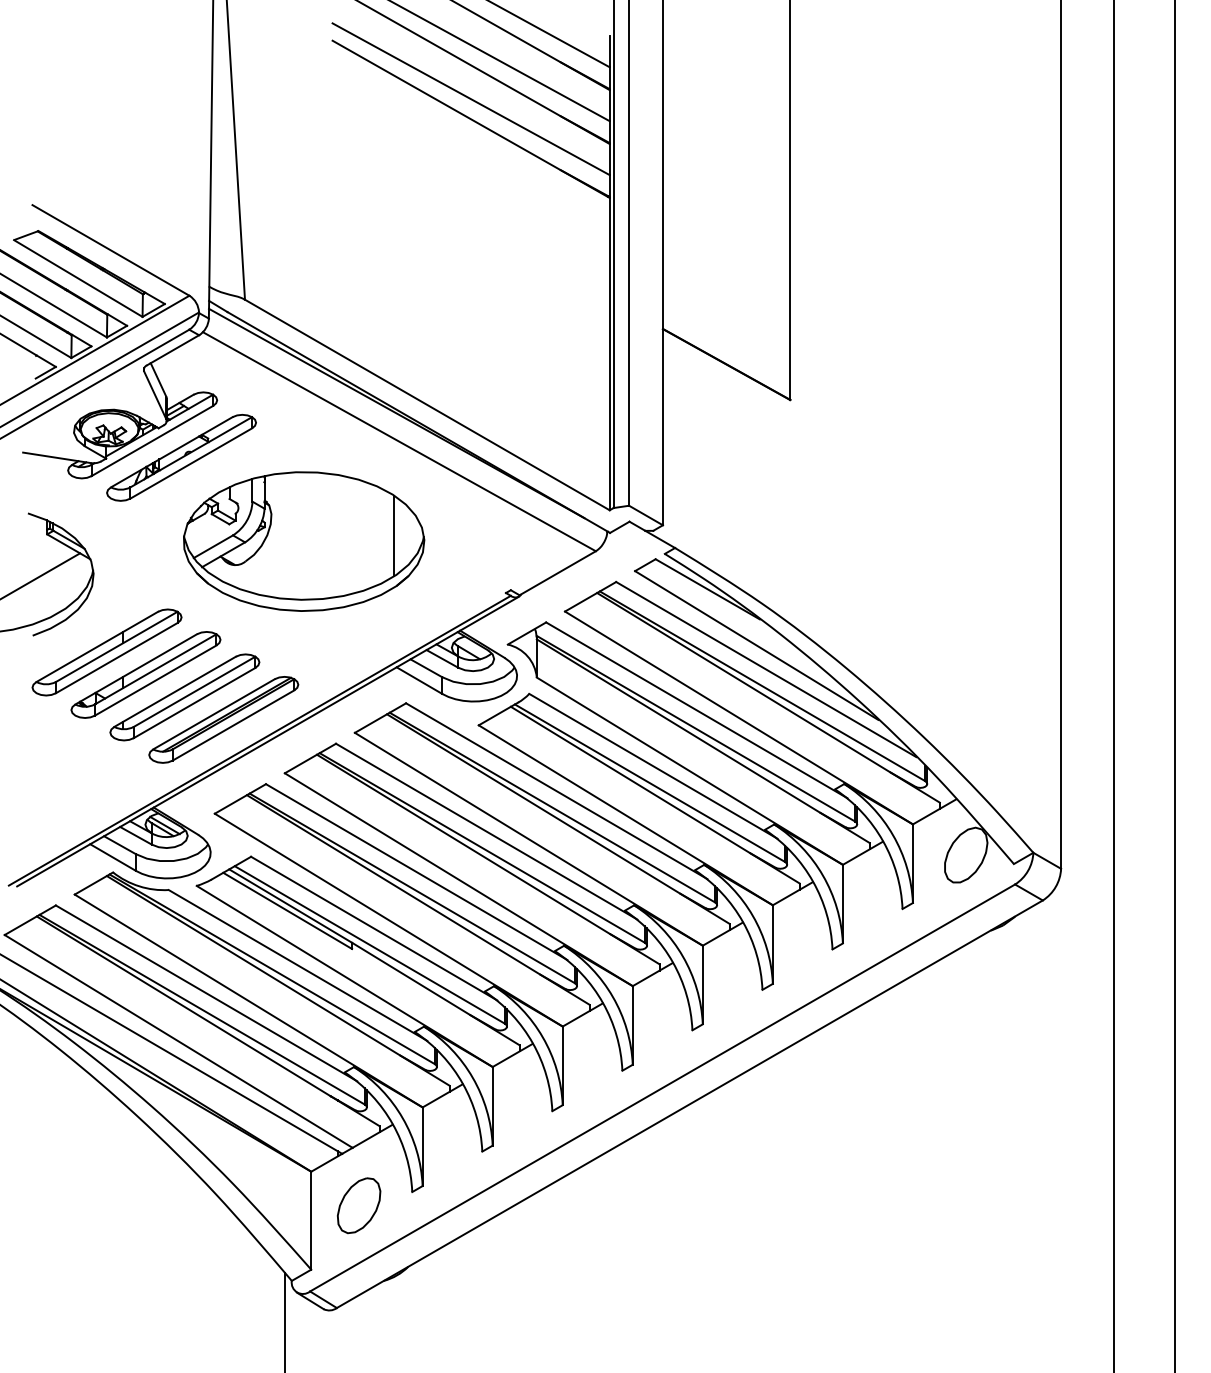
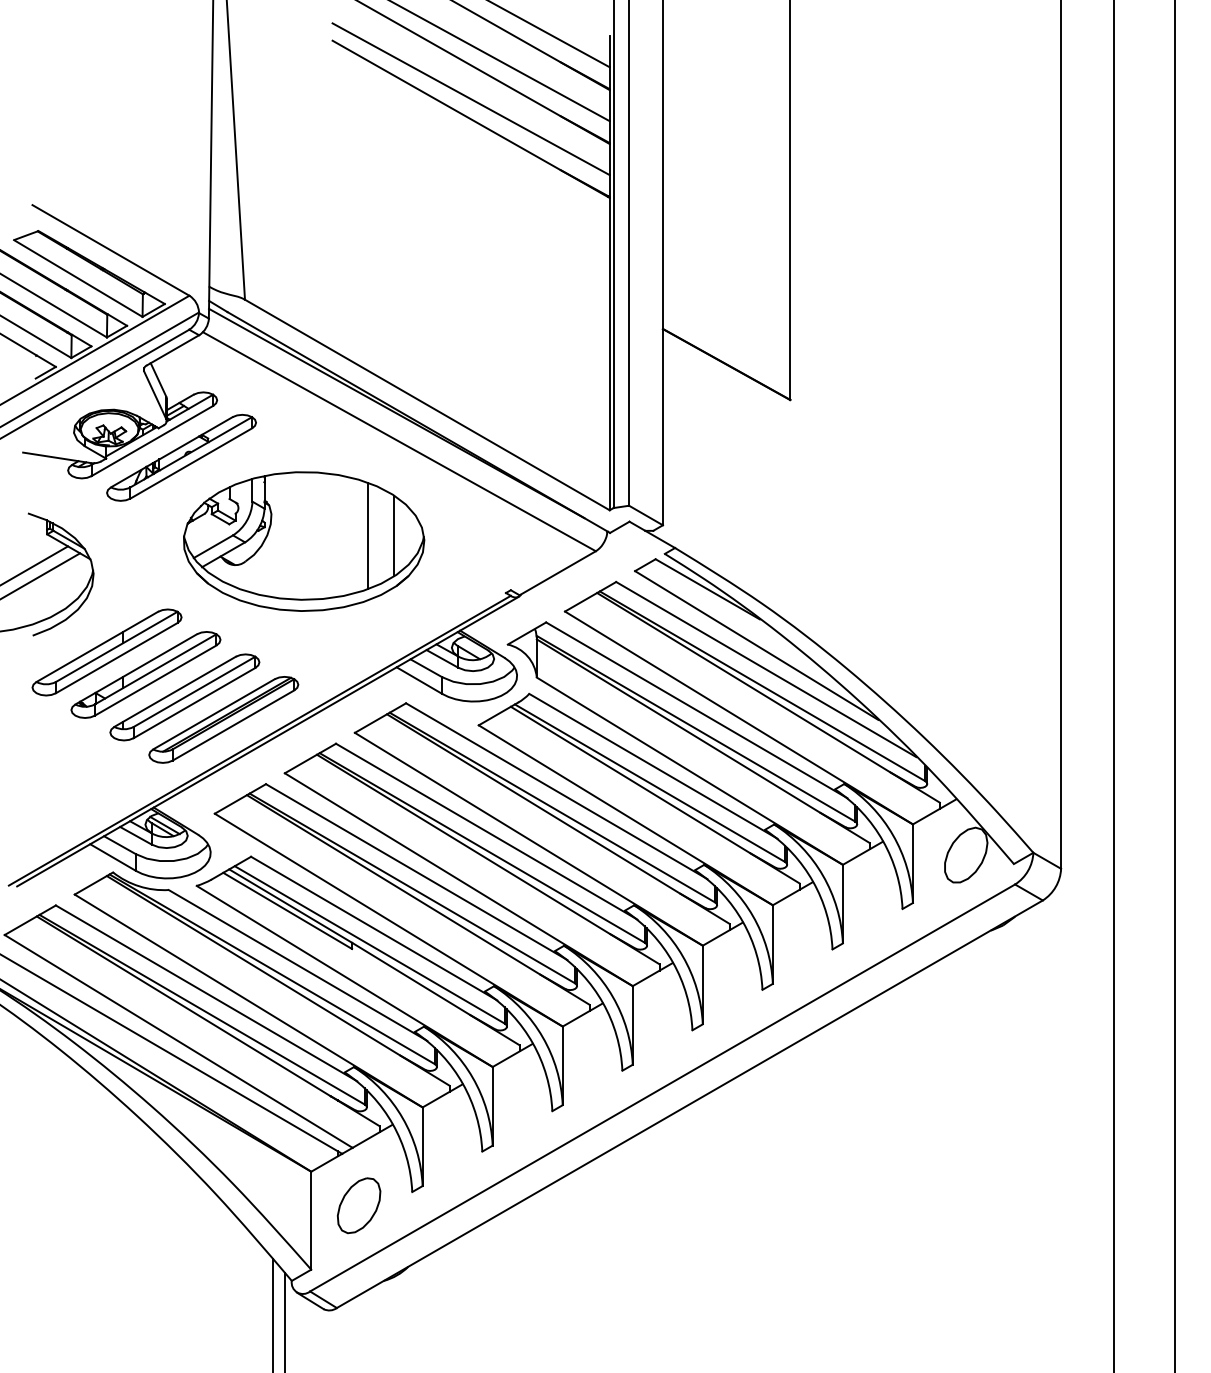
line: none -> present (368, 535)
line: none -> present (35, 565)
line: none -> present (272, 1313)
